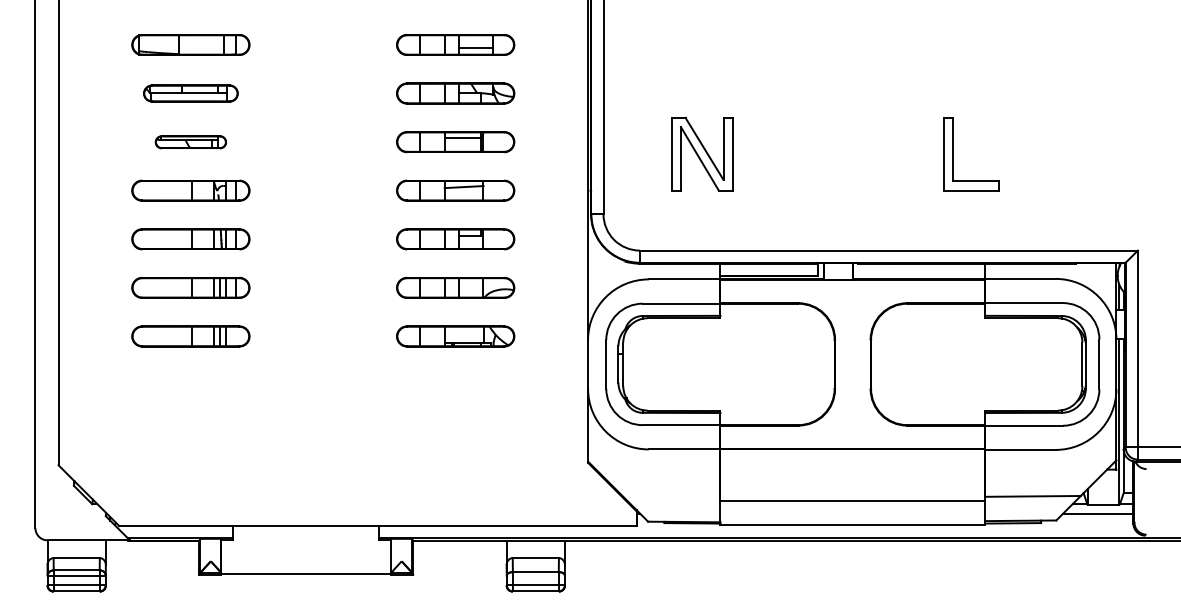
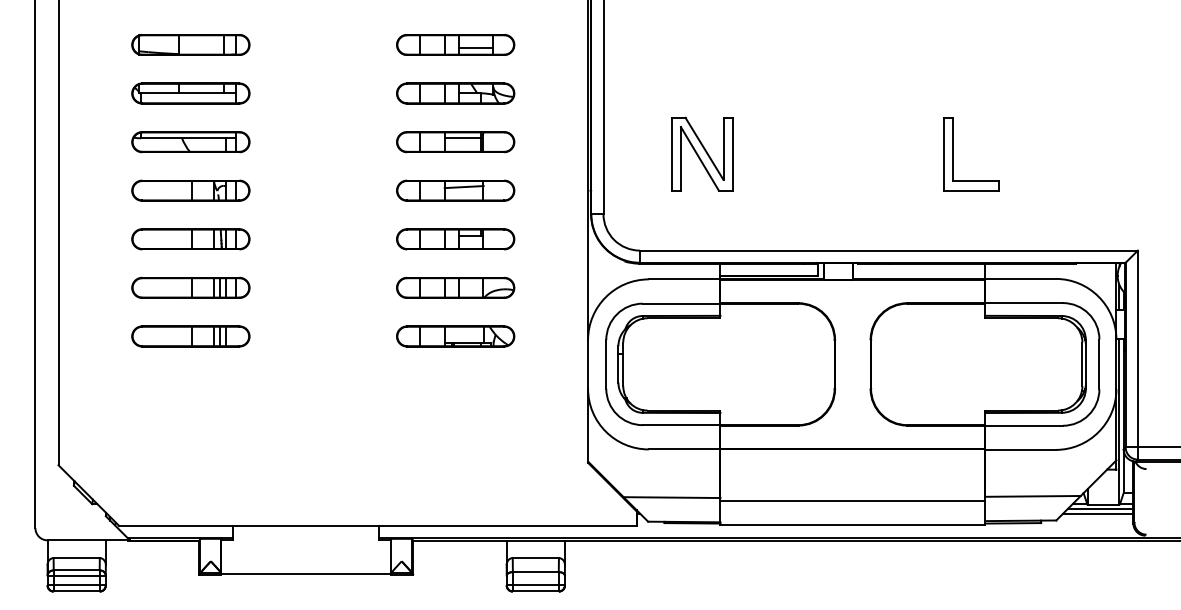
part size: 96x19 px -> 120x23 px (190, 93)
part size: 73x15 px -> 120x23 px (190, 142)
line: none -> present (671, 497)
line: none -> present (1100, 508)
